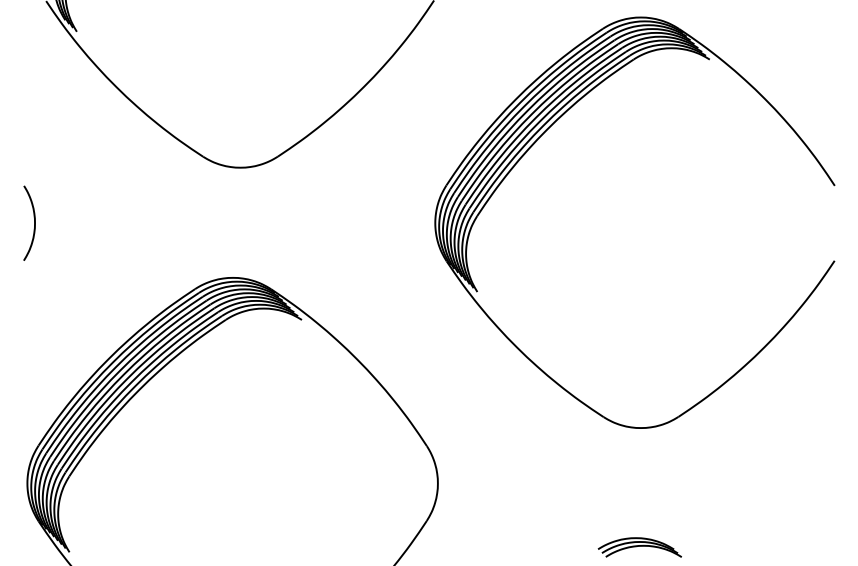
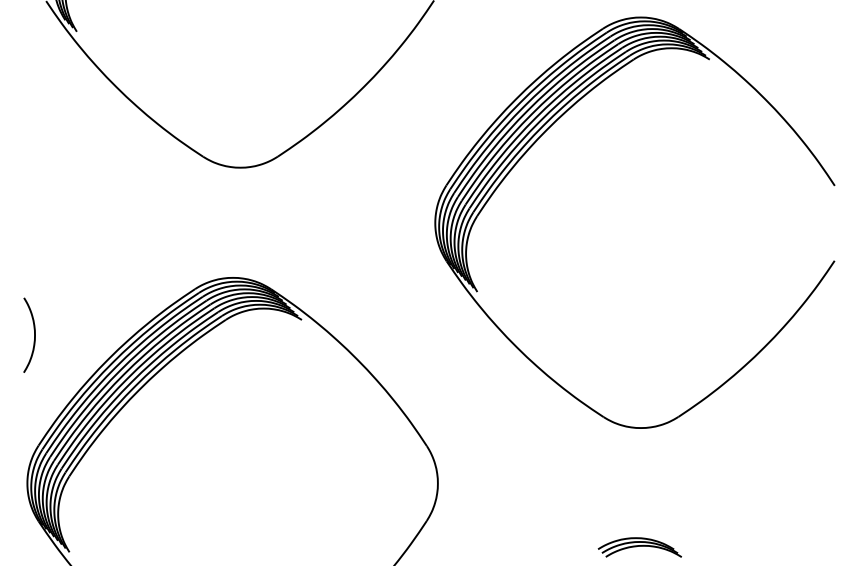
curve position: (34, 222) -> (34, 334) (34, 334)
